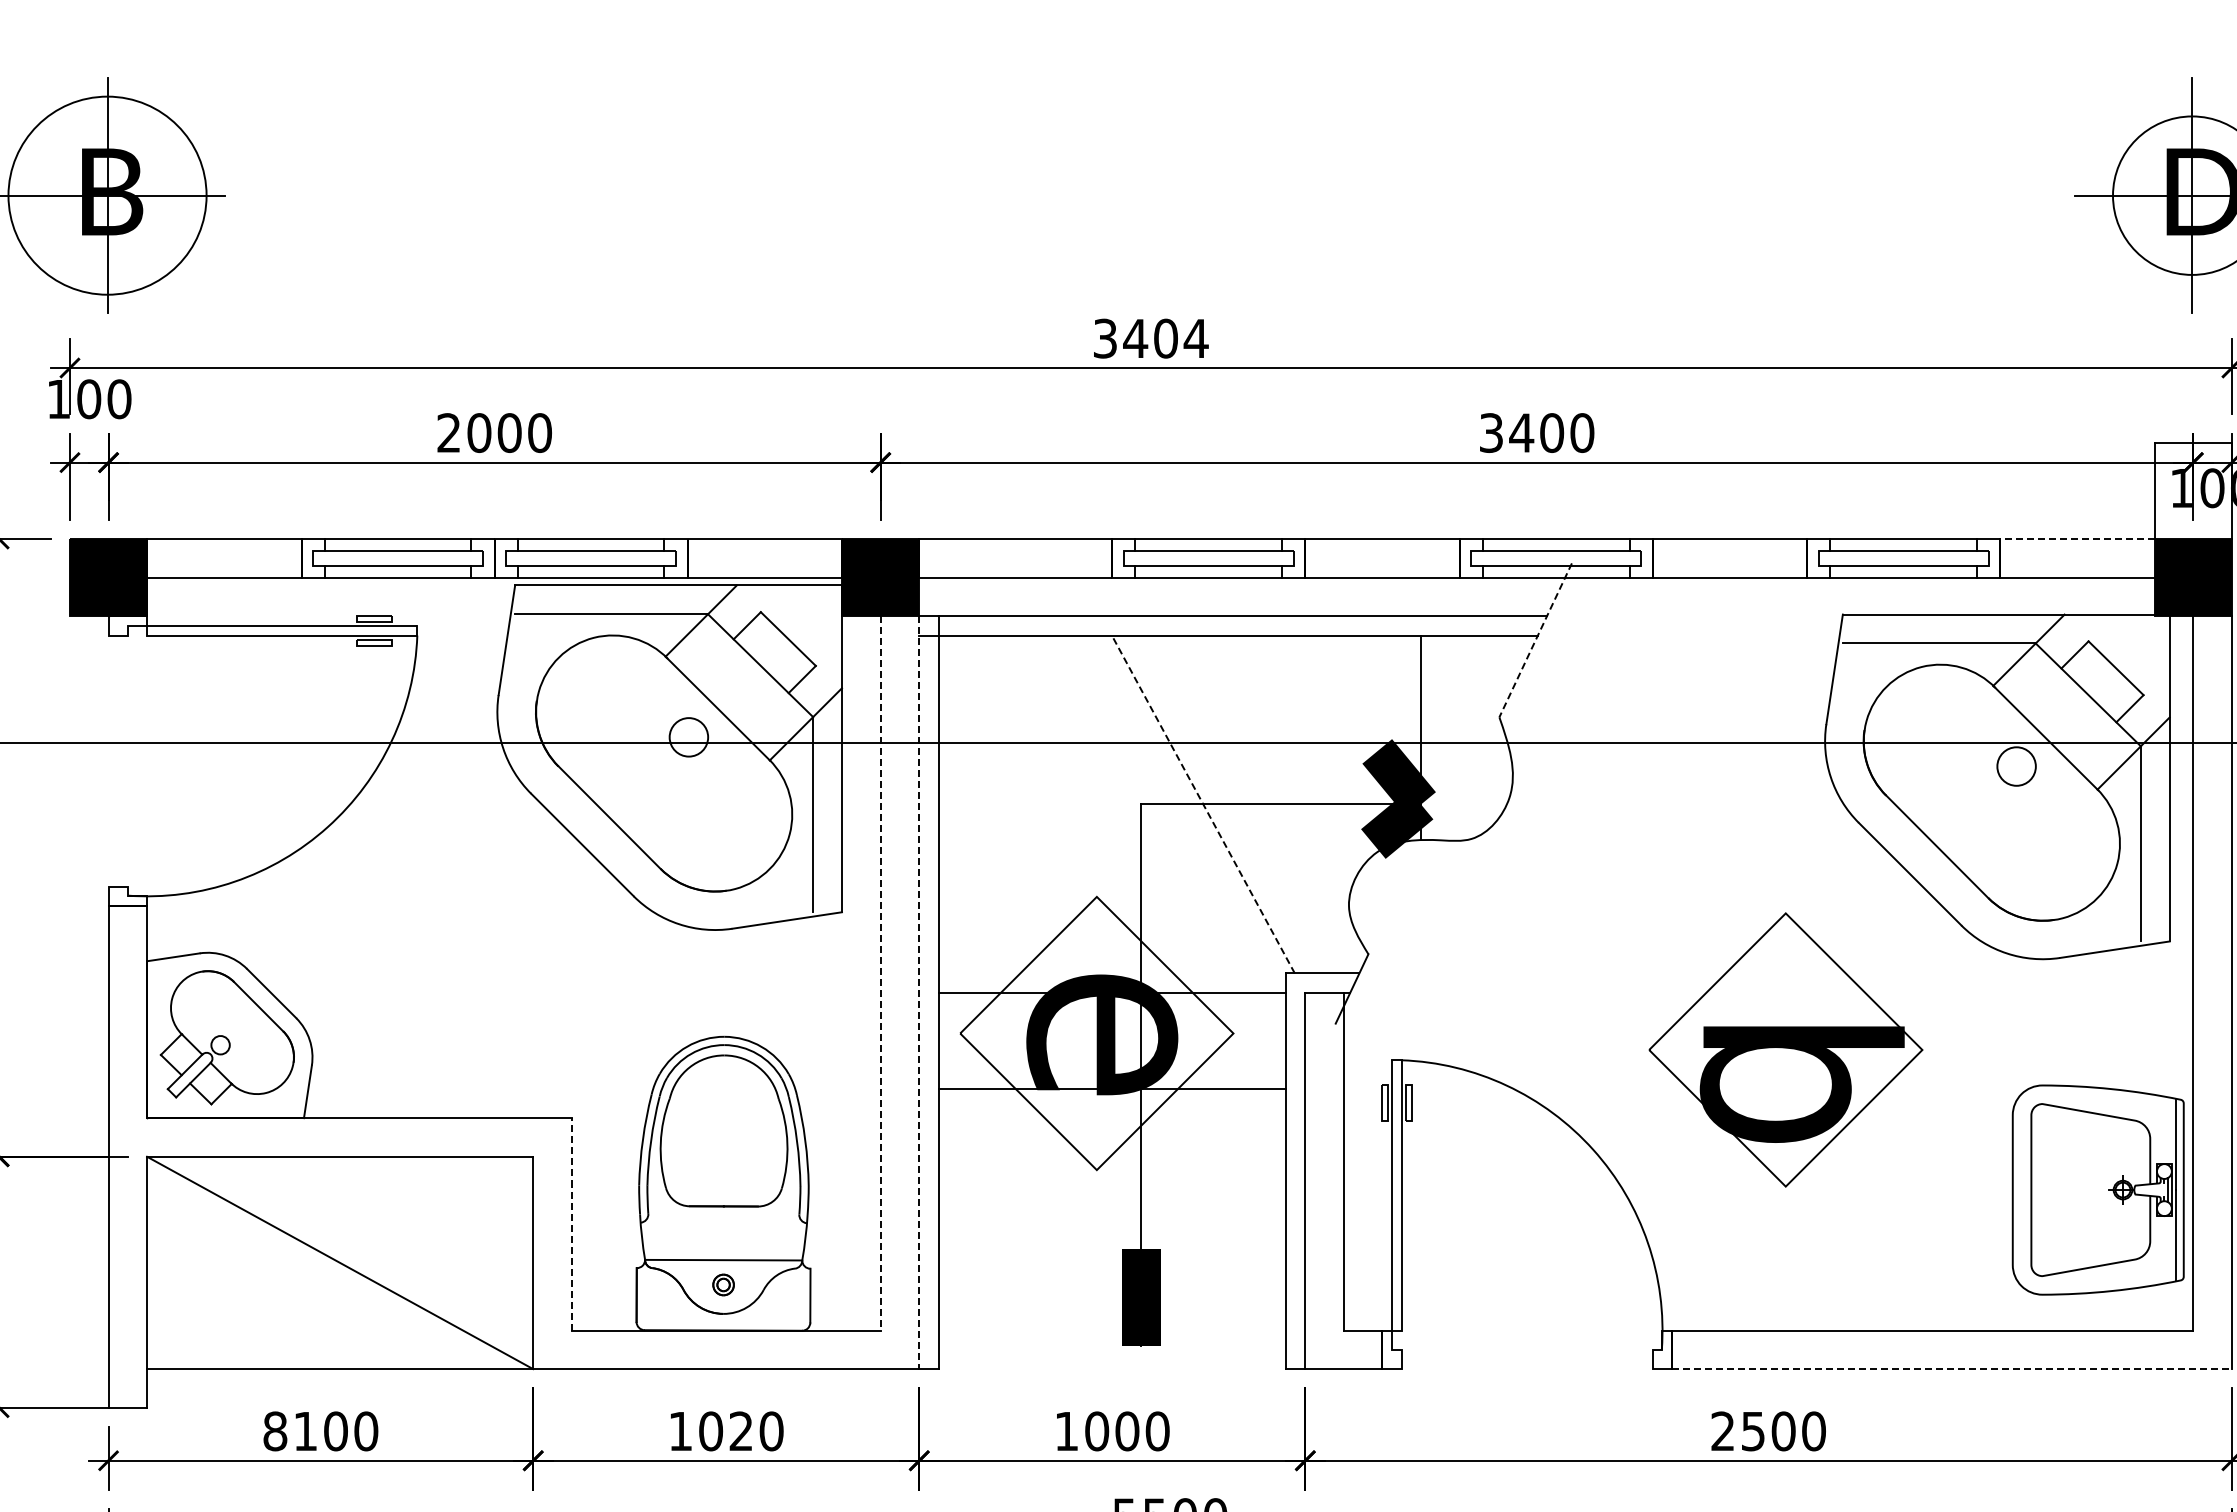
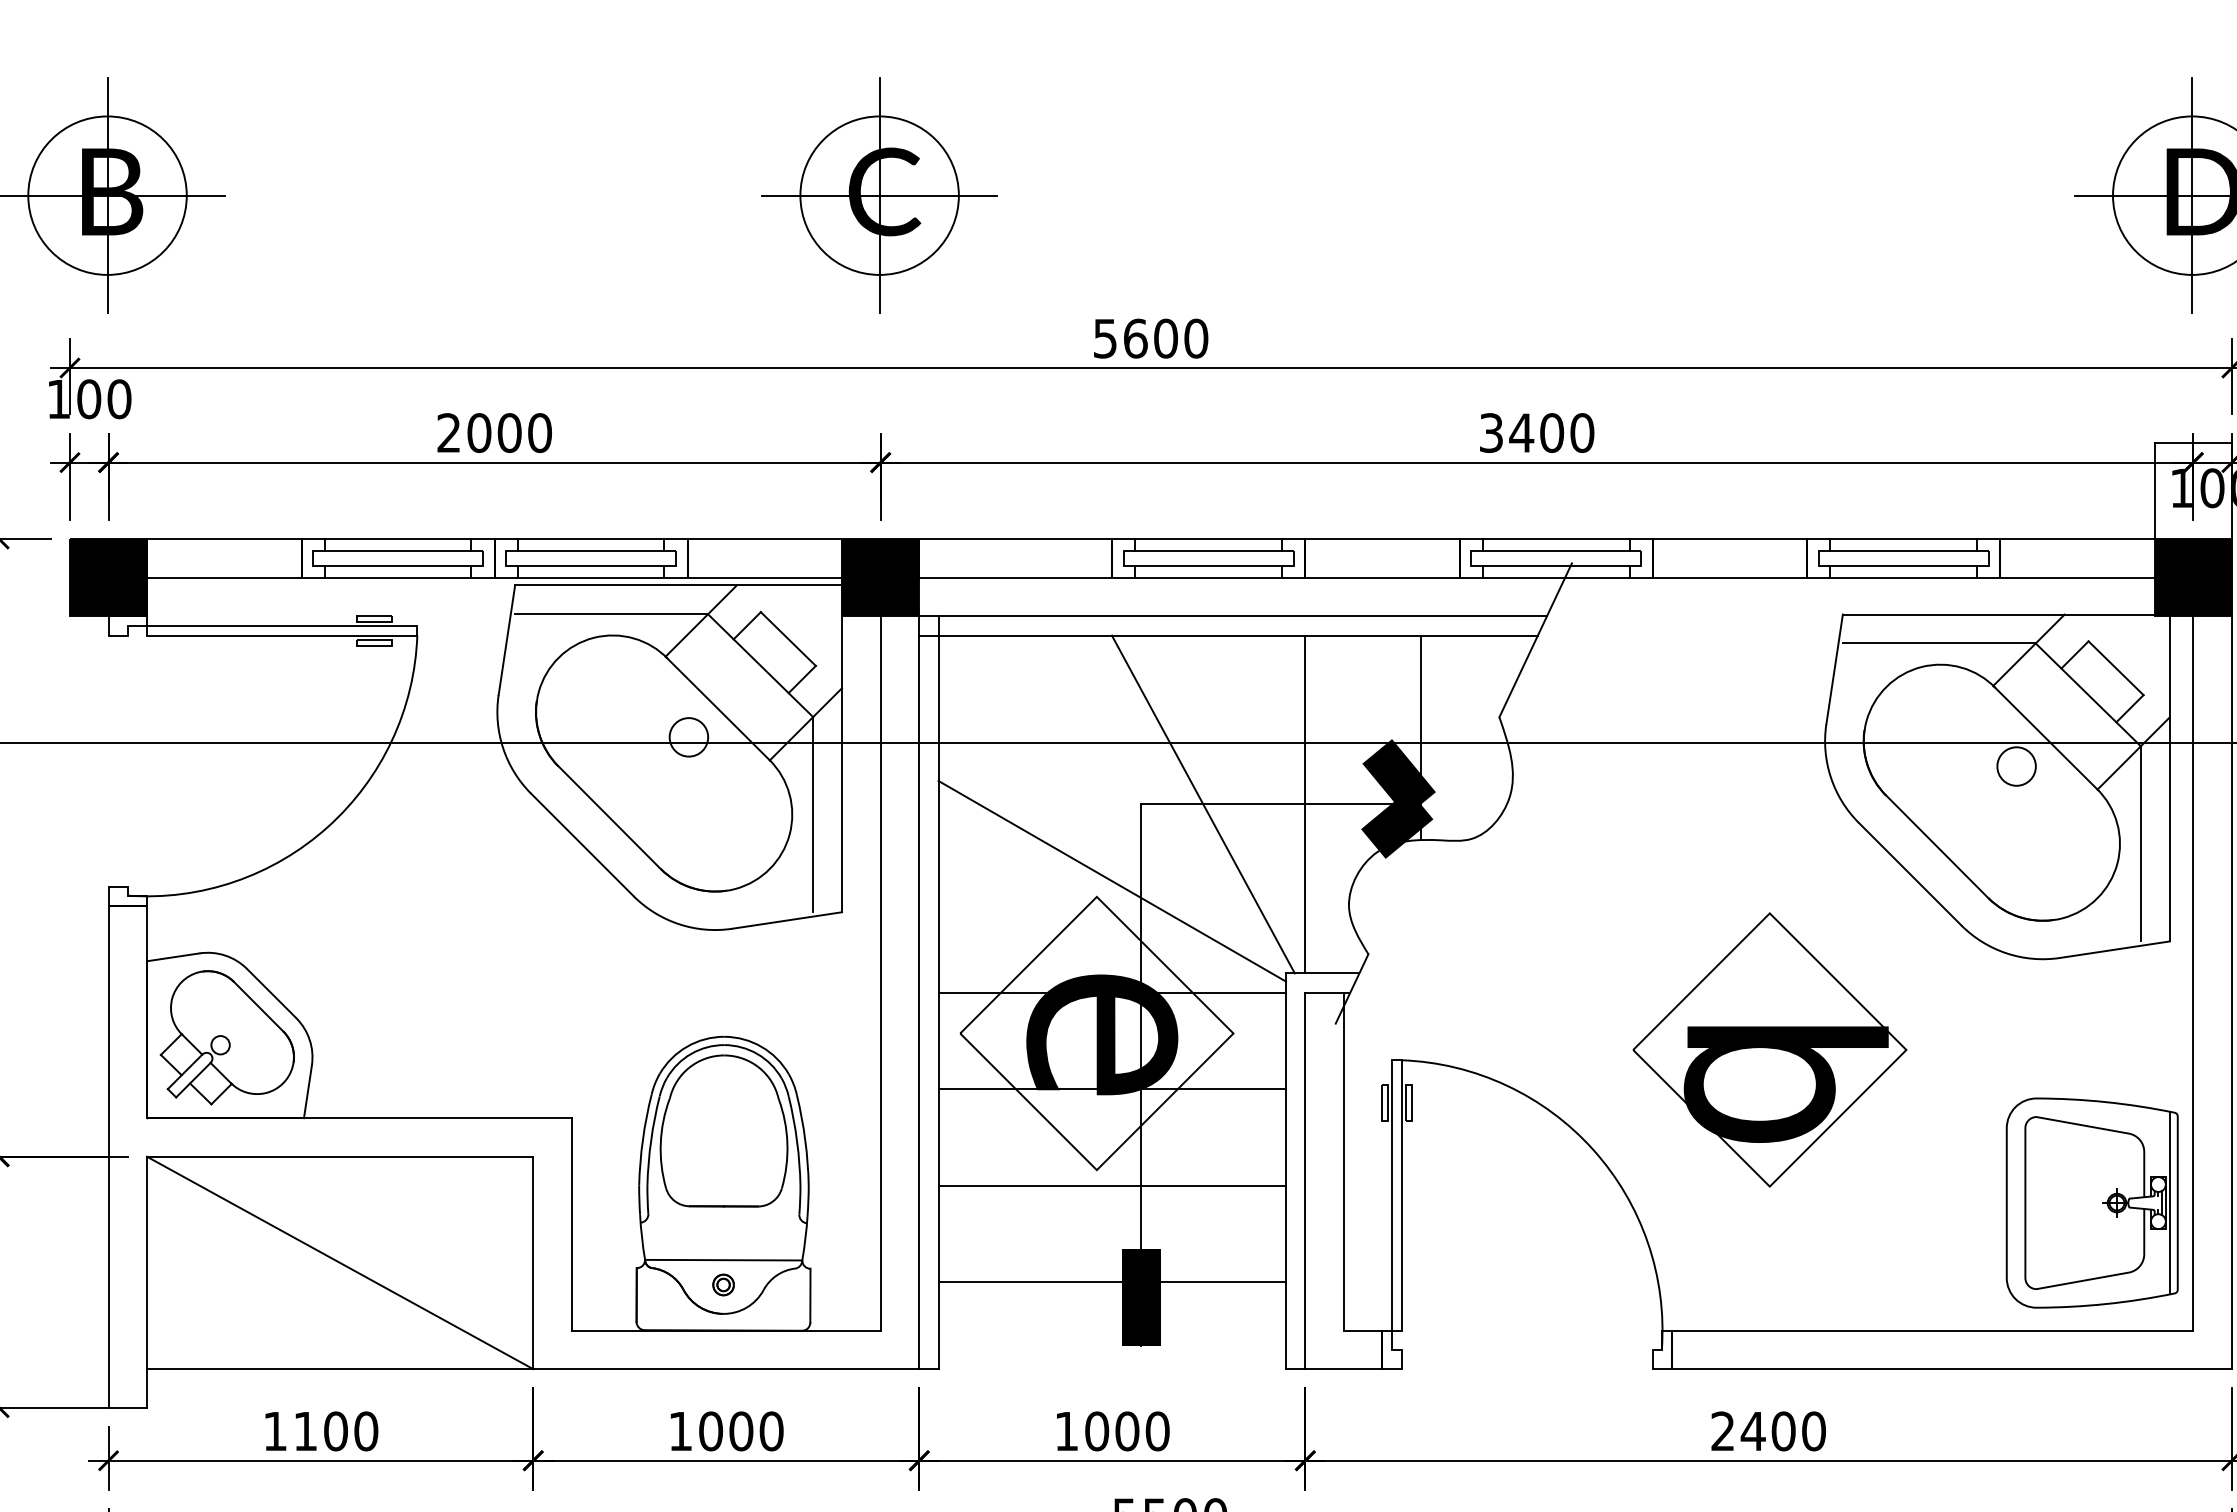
circle diameter: 198 px -> 158 px (107, 195)
part: none -> present (879, 195)
text: 3404 -> 5600 (1151, 338)
line: dashed -> solid (2076, 539)
line: dashed -> solid (1535, 640)
line: dashed -> solid (1203, 804)
line: none -> present (1305, 804)
line: none -> present (1111, 880)
line: dashed -> solid (880, 973)
line: dashed -> solid (919, 993)
part position: (1785, 1049) -> (1769, 1049) (1769, 1049)
line: none -> present (1111, 1185)
part position: (2097, 1189) -> (2091, 1202) (2091, 1202)
line: dashed -> solid (571, 1223)
line: none -> present (1111, 1282)
line: dashed -> solid (1951, 1369)
text: 8100 -> 1100 (275, 1431)
text: 1020 -> 1000 (741, 1431)
text: 2500 -> 2400 (1752, 1431)
